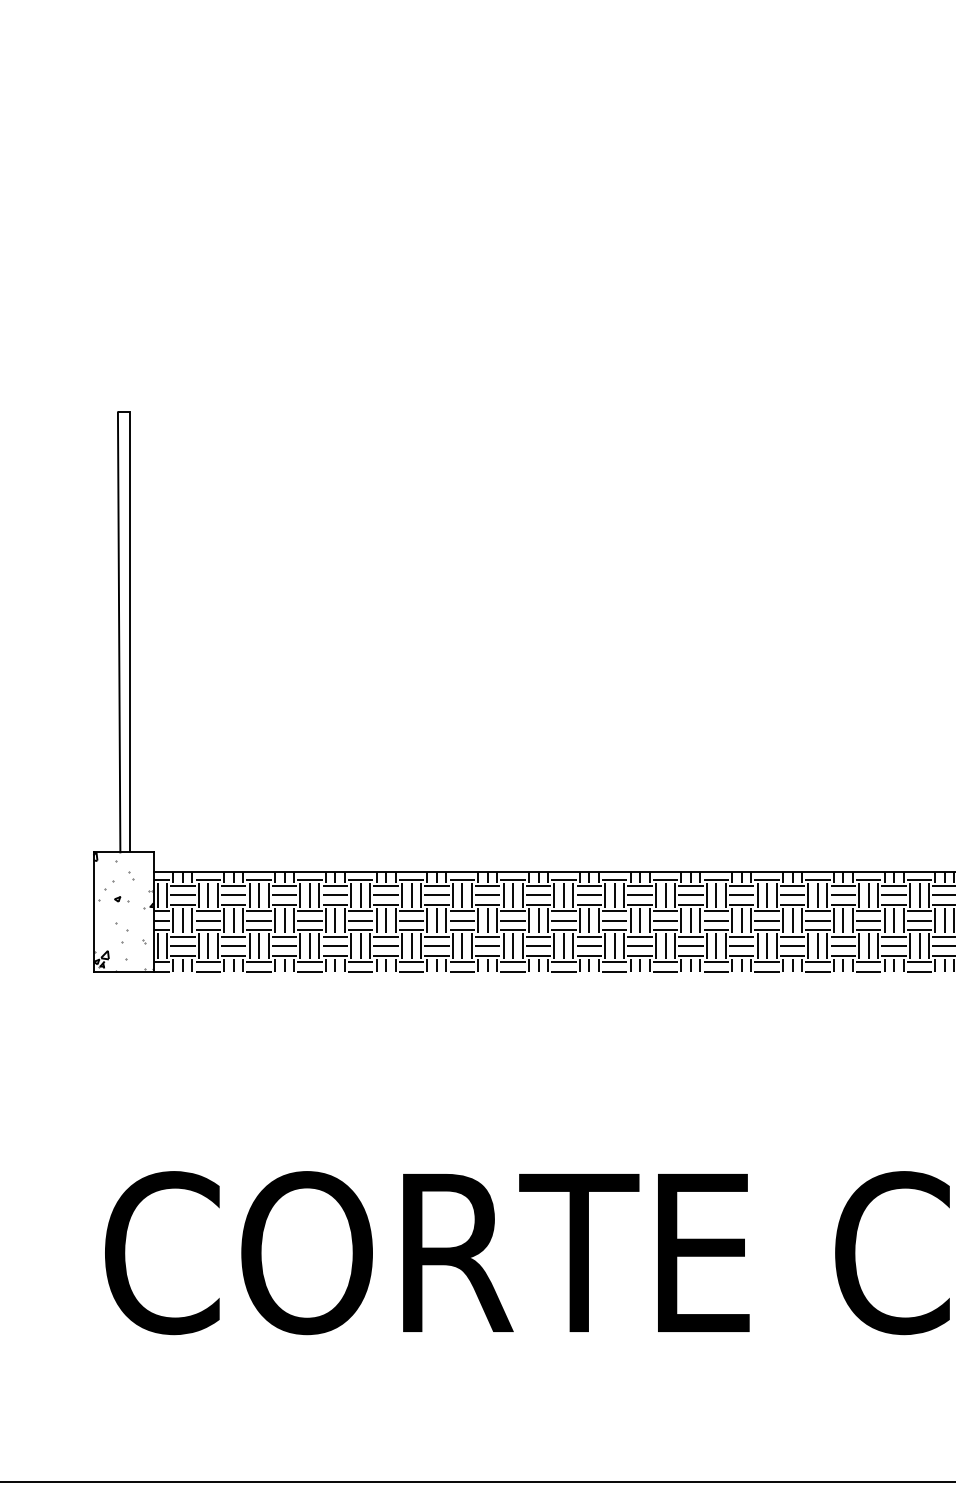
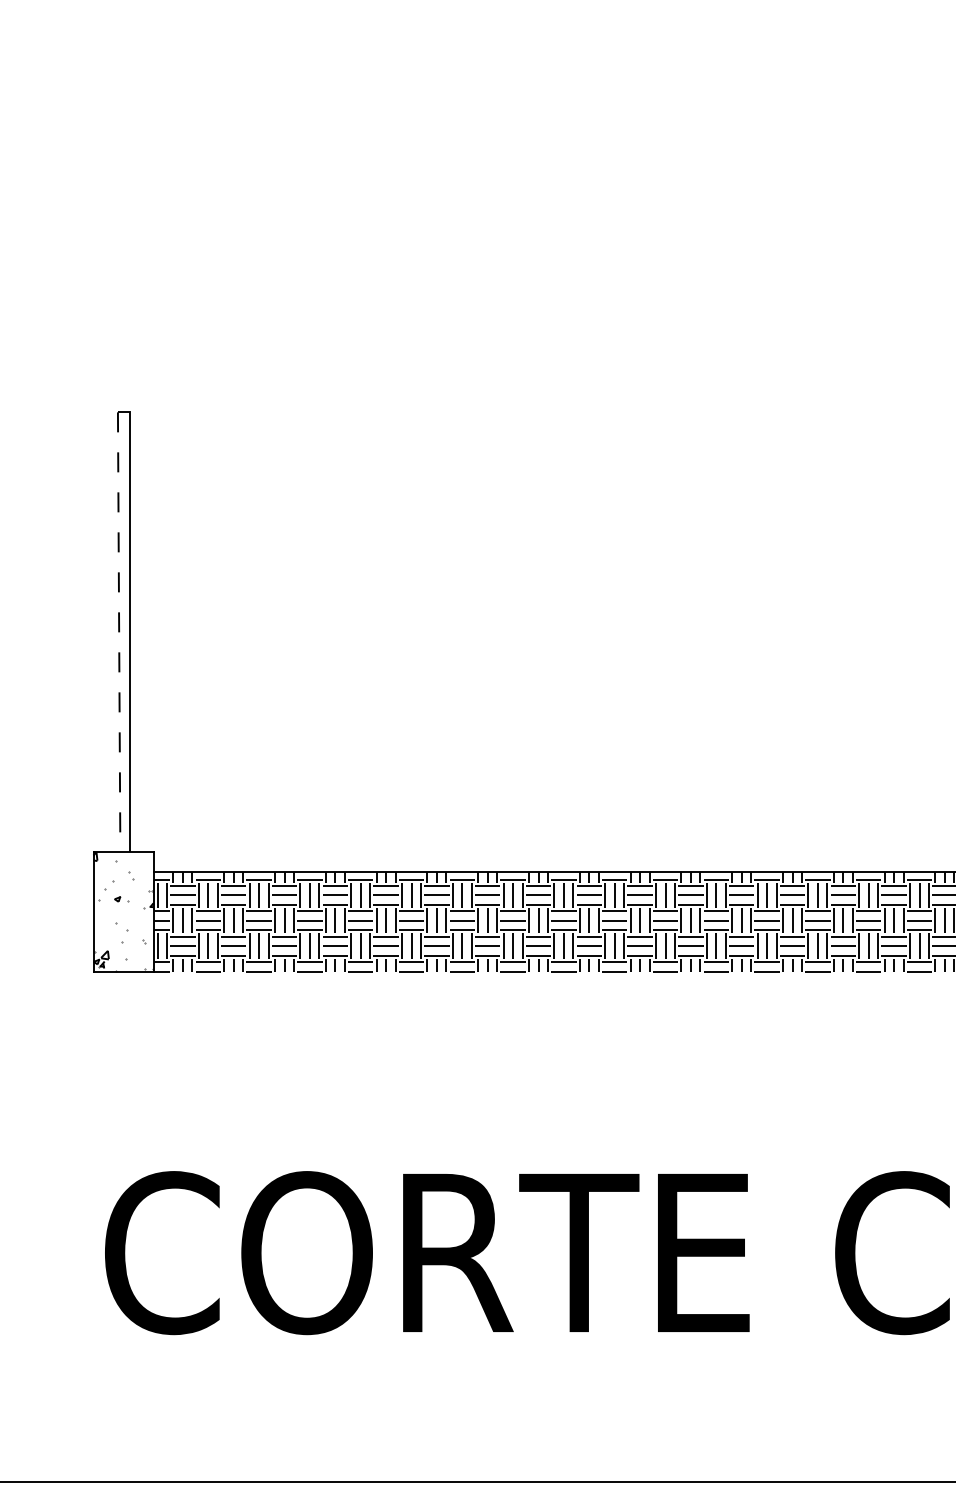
line: solid -> dashed (119, 632)
